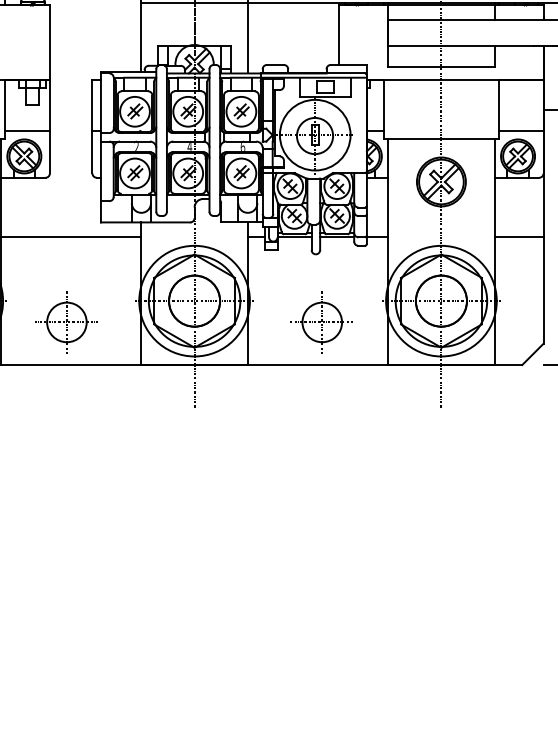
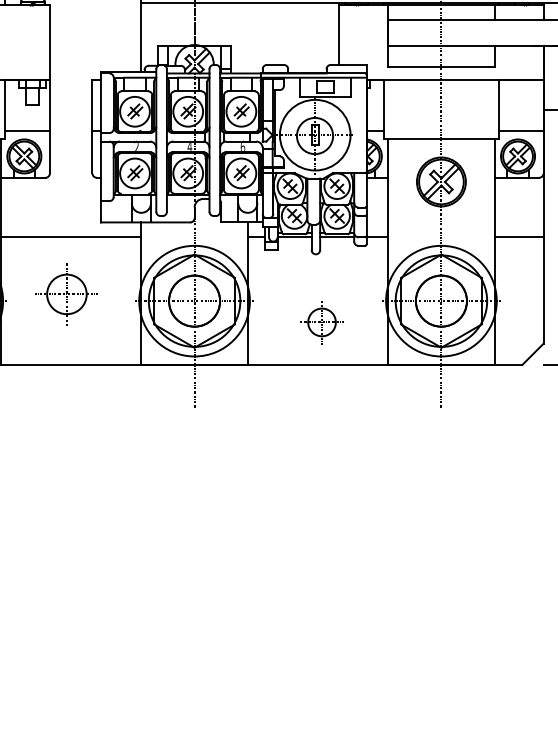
line: present -> none (247, 37)
part position: (66, 322) -> (66, 294) (66, 294)
part size: 63x63 px -> 44x44 px (321, 322)
